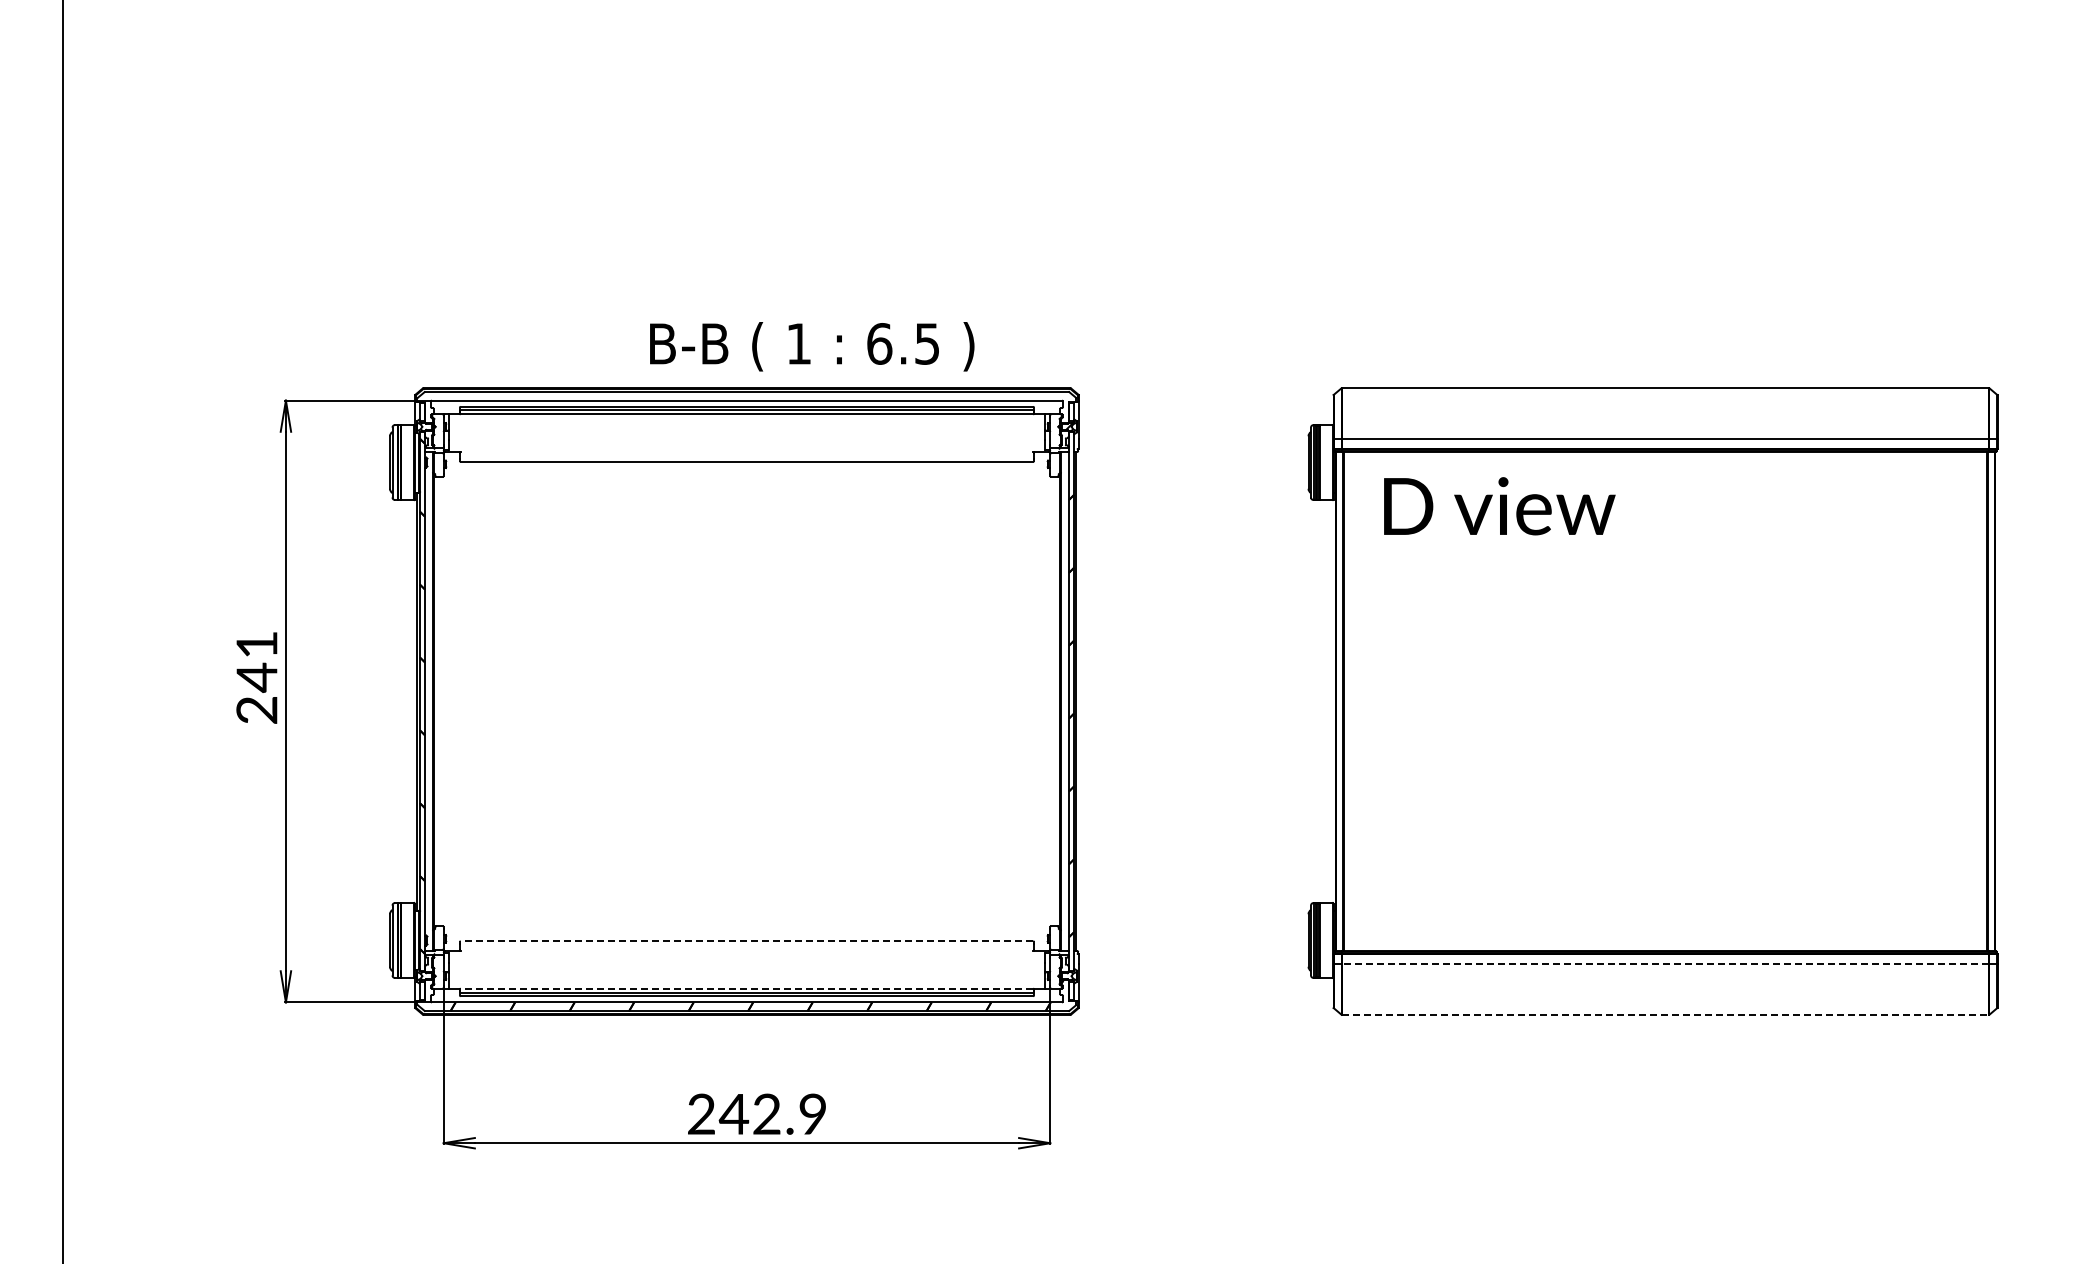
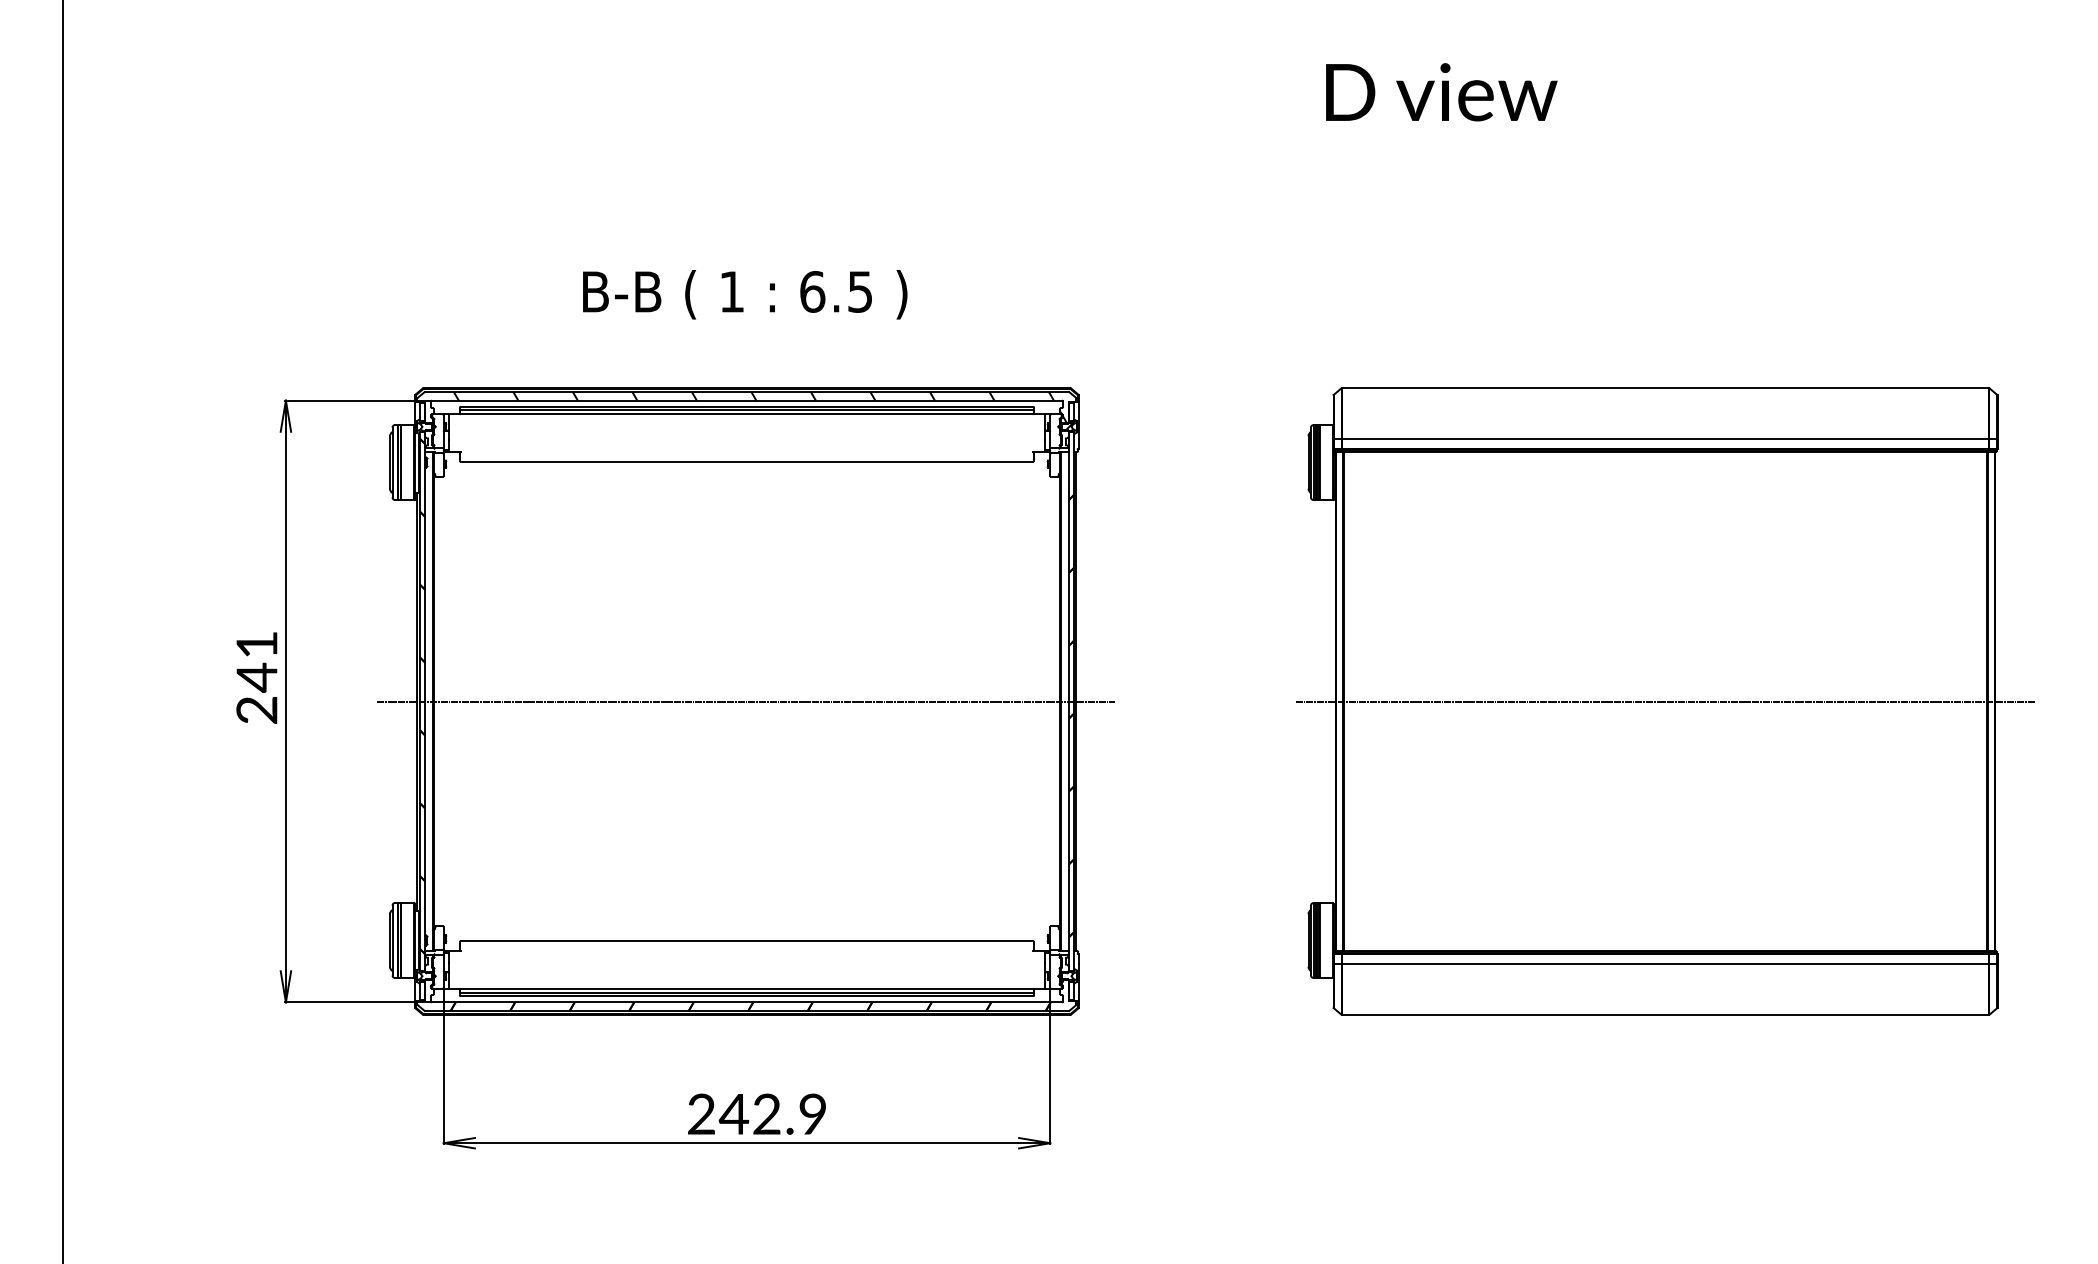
text position: (812, 346) -> (745, 294) (745, 294)
hatch: none -> present (760, 407)
text position: (1499, 506) -> (1441, 92) (1441, 92)
line: none -> present (745, 701)
line: none -> present (1665, 701)
line: dashed -> solid (746, 941)
line: dashed -> solid (1664, 963)
line: dashed -> solid (746, 988)
line: dashed -> solid (1665, 1014)
